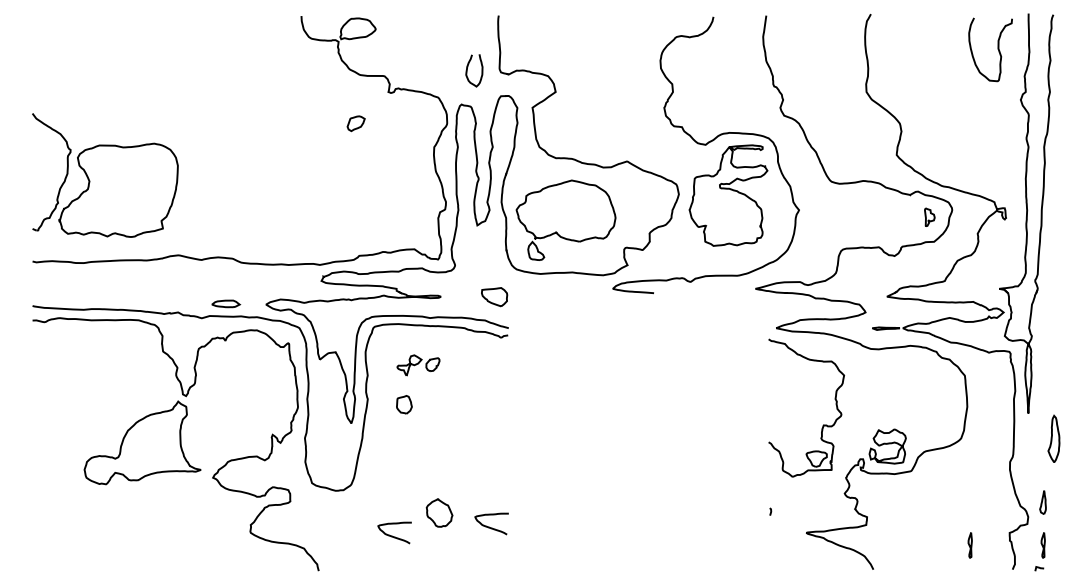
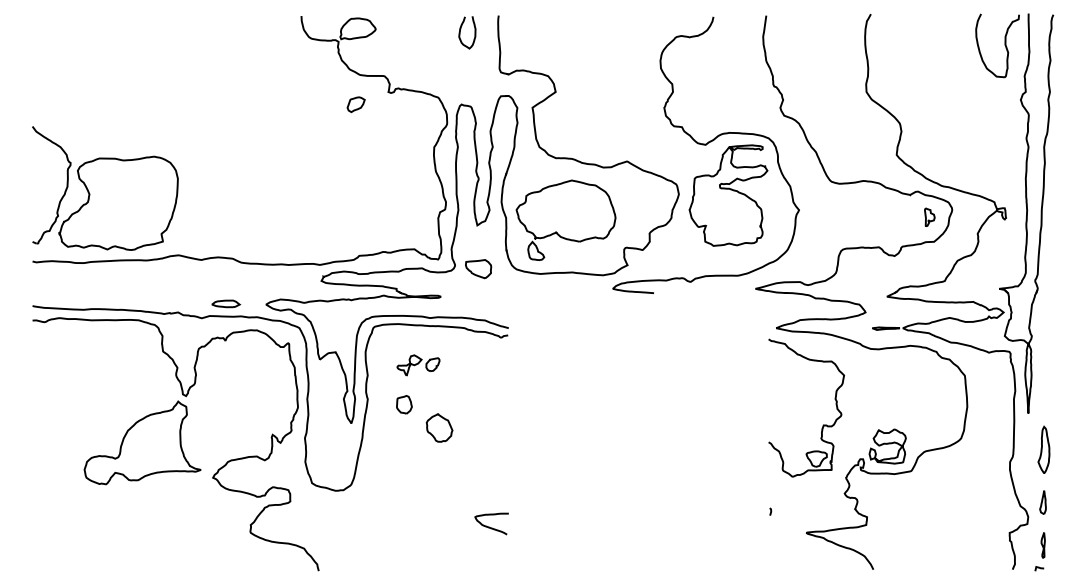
curve position: (997, 49) -> (1004, 45) (1004, 45)
curve position: (468, 67) -> (461, 29) (461, 29)
part position: (355, 123) -> (355, 104) (355, 104)
part position: (105, 175) -> (105, 188) (105, 188)
part position: (494, 297) -> (478, 269) (478, 269)
part position: (1053, 438) -> (1043, 449) (1043, 449)
part position: (439, 512) -> (439, 427) (439, 427)
curve: present -> none (392, 535)
part: present -> none (969, 545)
